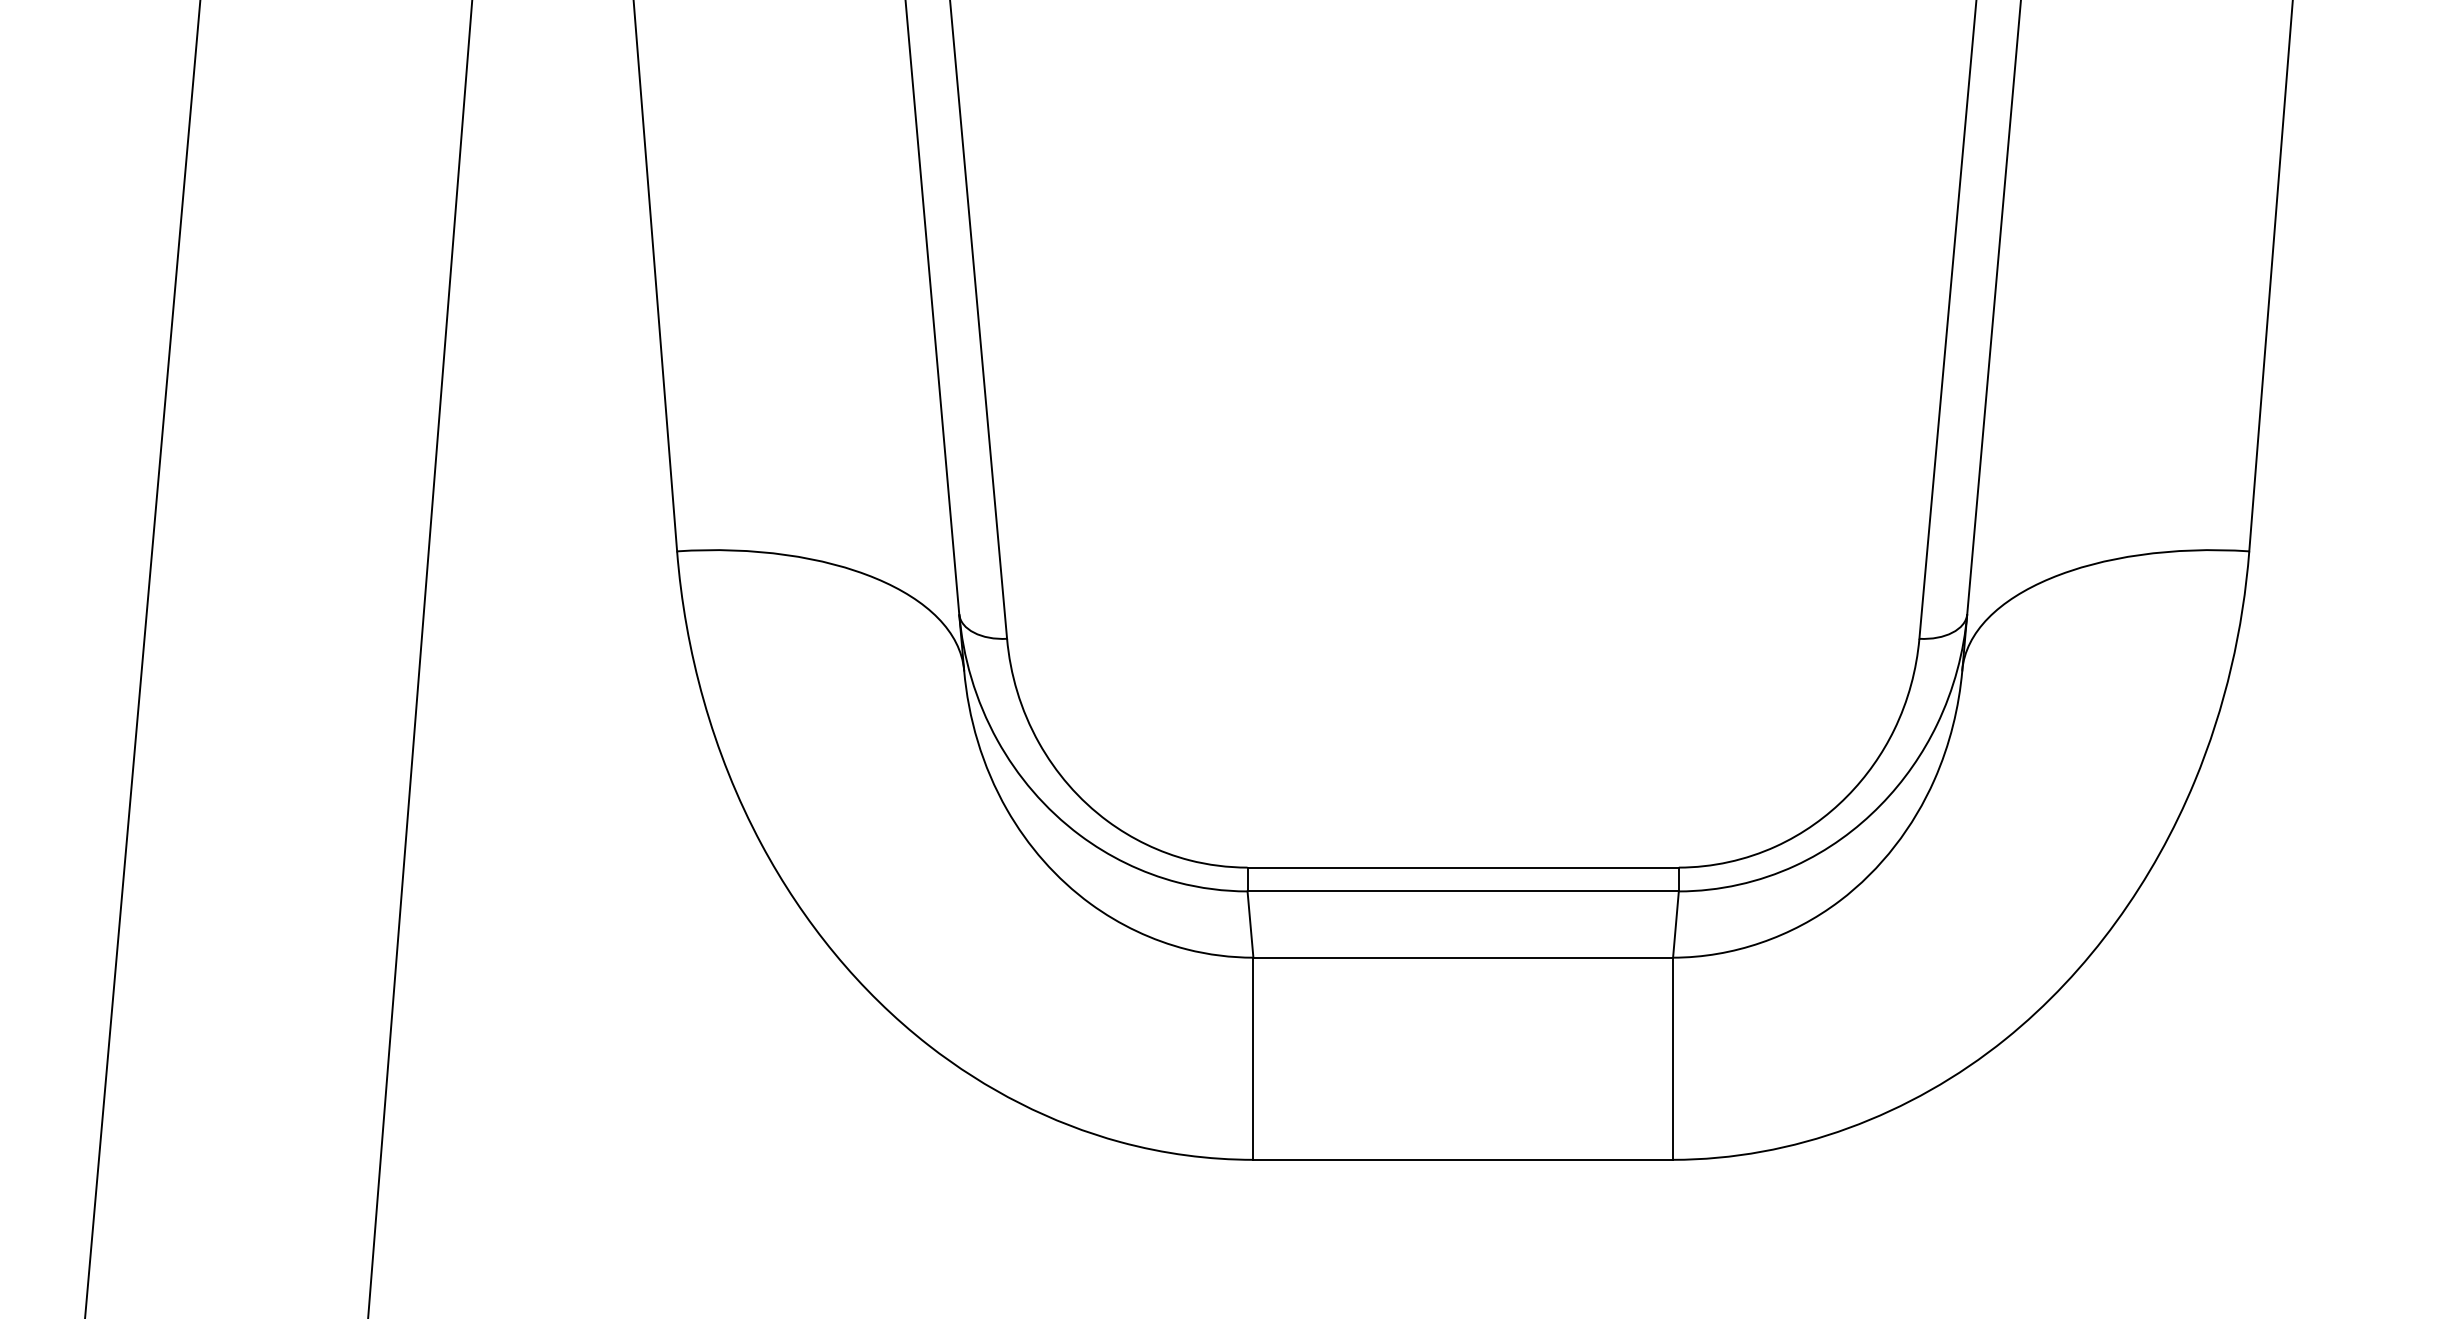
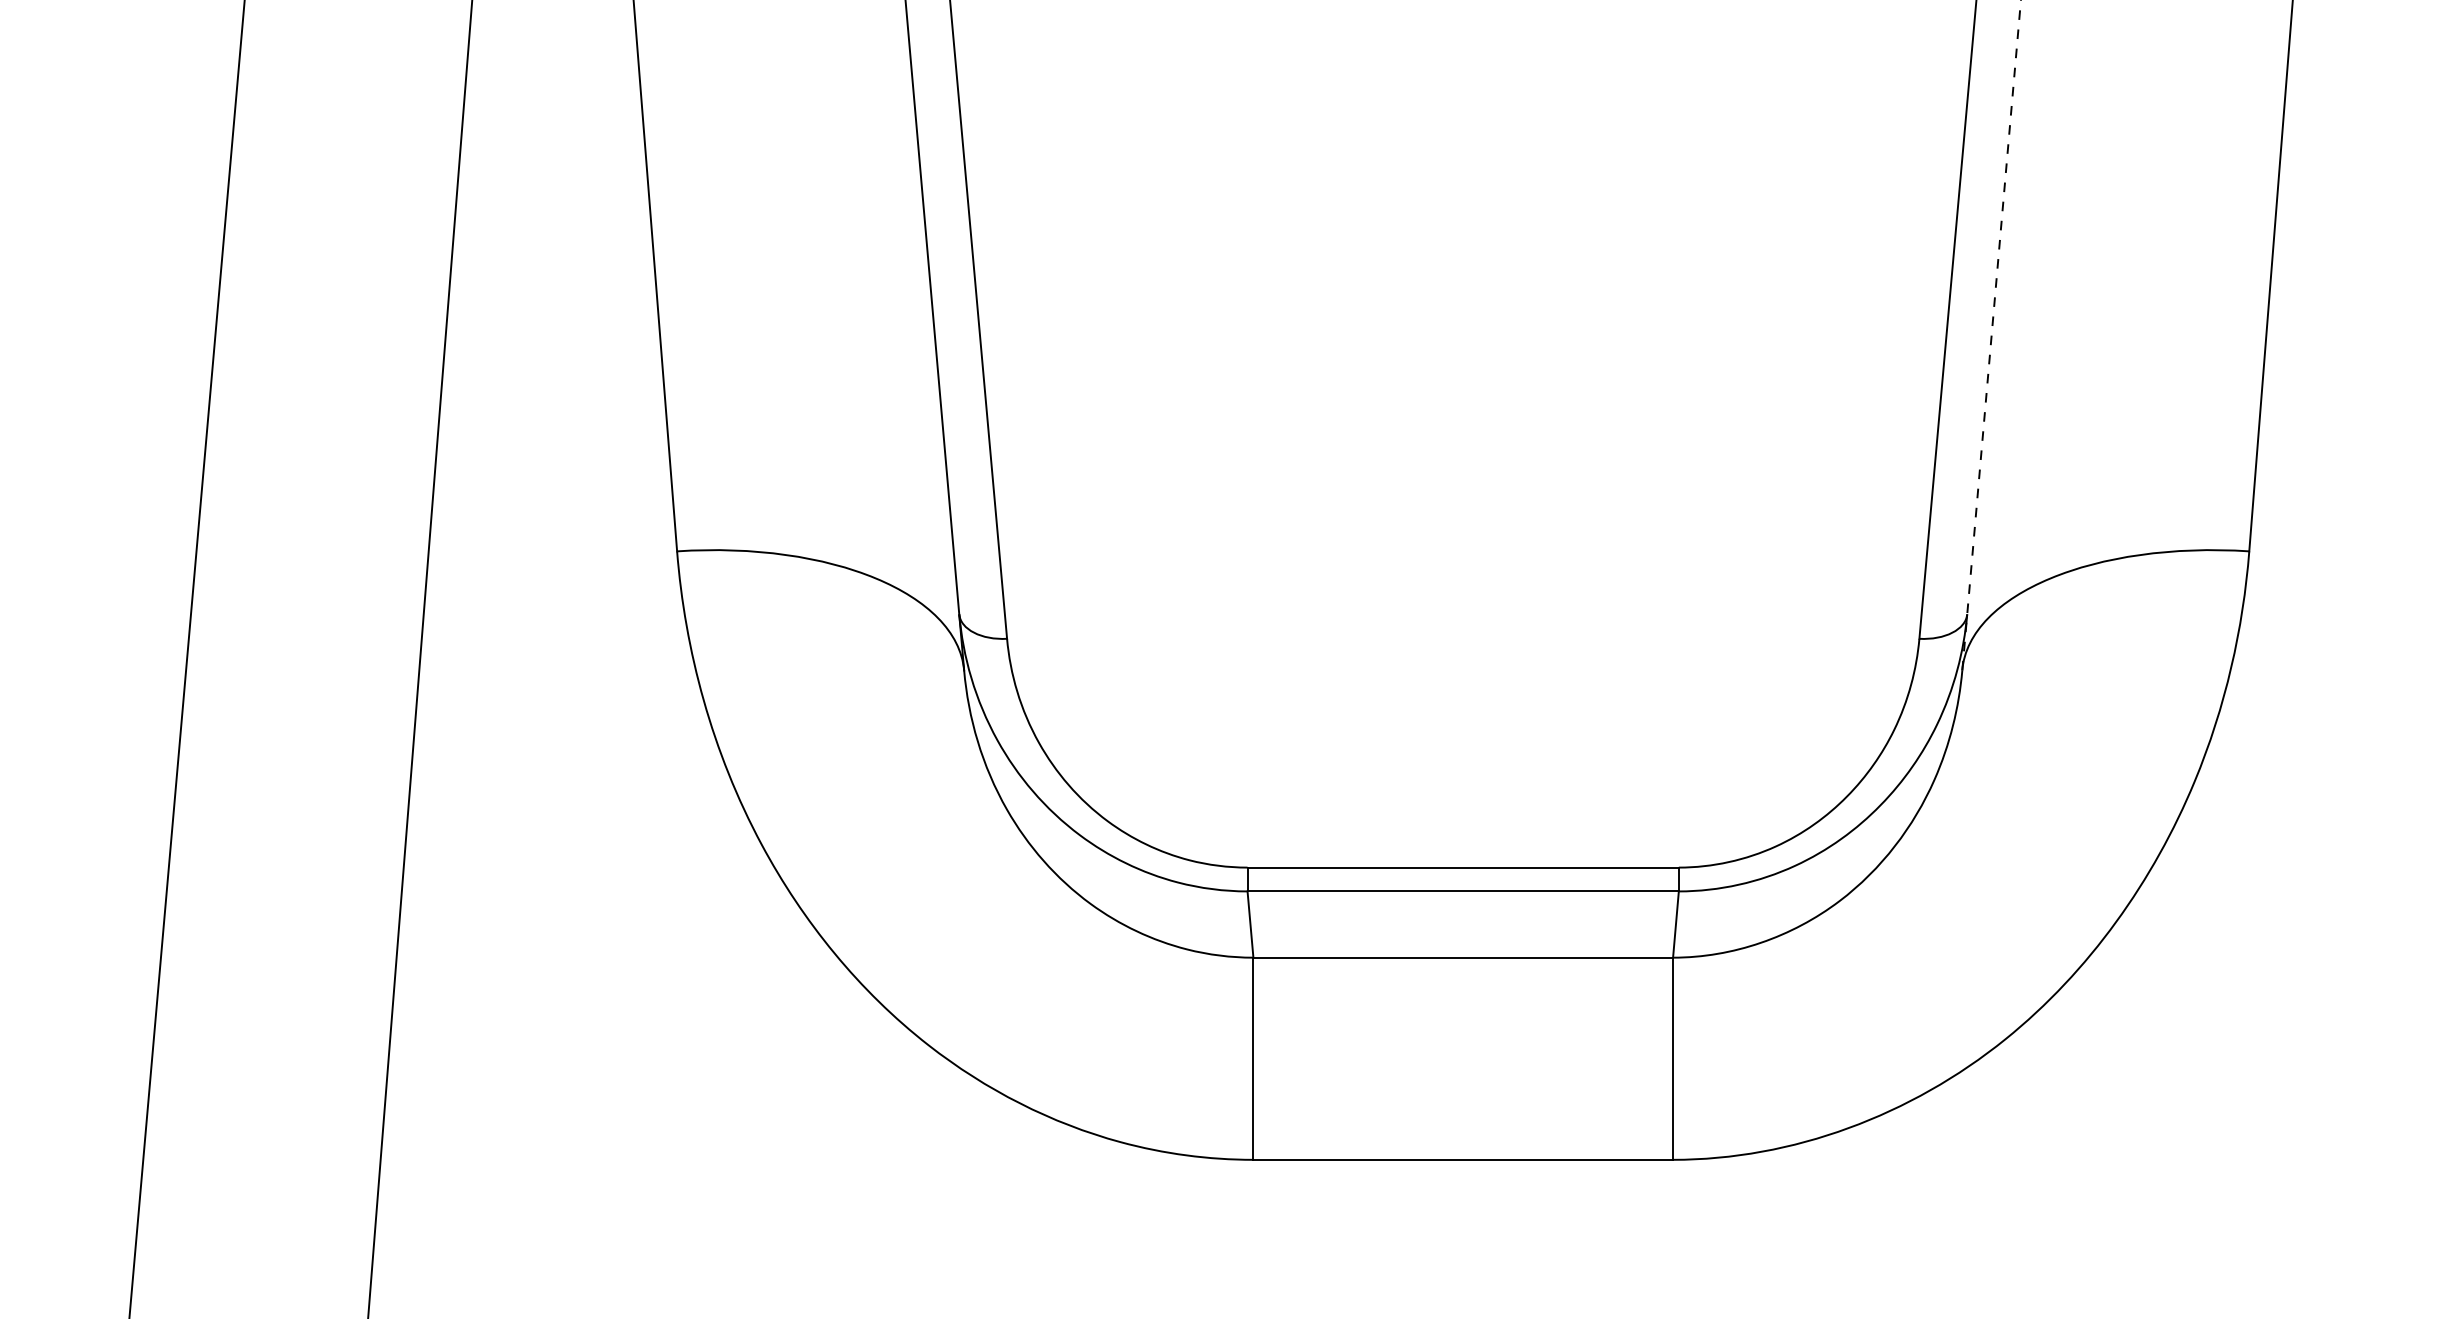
line: solid -> dashed (1991, 334)
line position: (142, 658) -> (186, 658) (186, 658)
